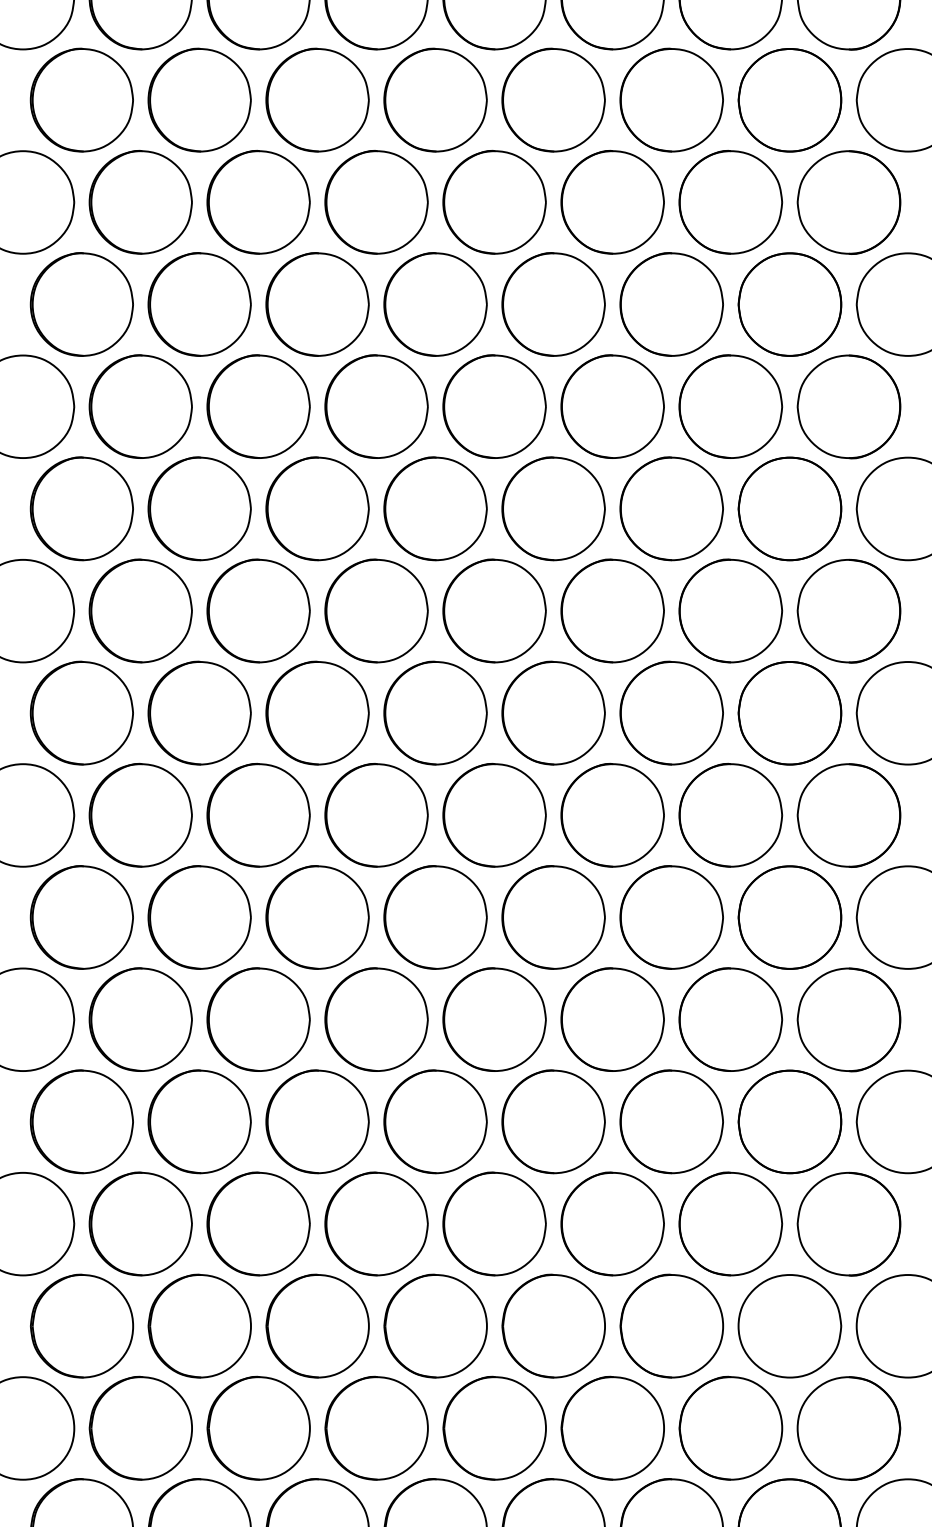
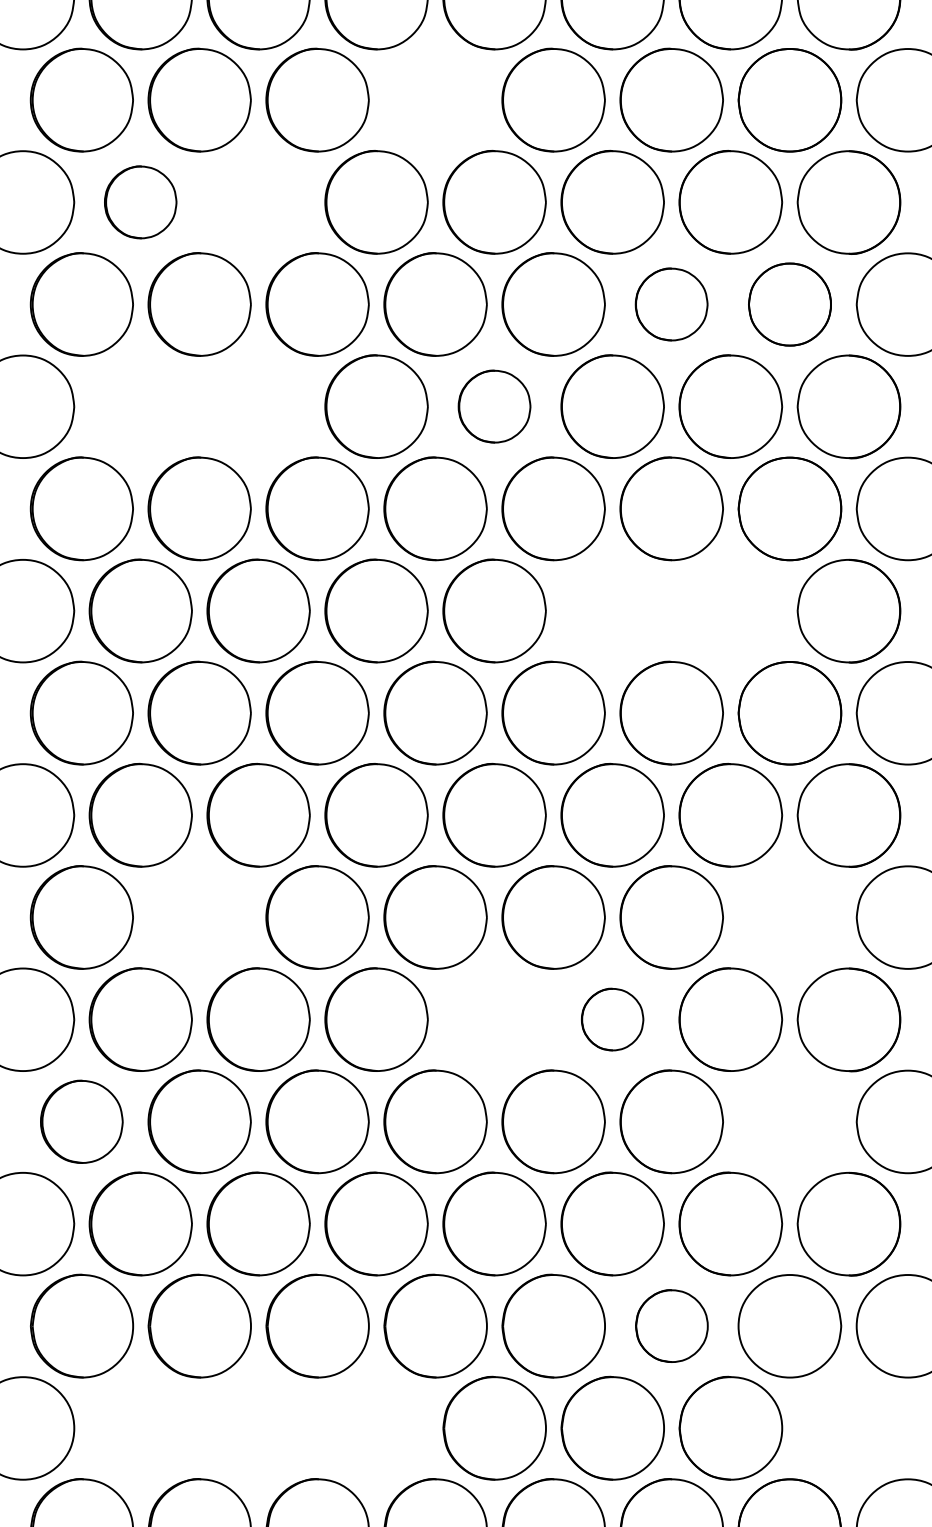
part: present -> none (435, 99)
part size: 105x105 px -> 74x75 px (140, 202)
part: present -> none (258, 202)
part size: 105x105 px -> 75x75 px (671, 304)
part size: 106x105 px -> 84x85 px (789, 304)
part: present -> none (140, 406)
part: present -> none (258, 406)
part size: 105x105 px -> 75x75 px (494, 406)
part: present -> none (612, 610)
part: present -> none (730, 610)
part: present -> none (199, 917)
part: present -> none (789, 917)
part: present -> none (494, 1019)
part size: 105x105 px -> 64x65 px (612, 1019)
part size: 105x106 px -> 84x85 px (81, 1121)
part: present -> none (789, 1121)
part size: 106x106 px -> 74x74 px (671, 1325)
part: present -> none (140, 1427)
part: present -> none (258, 1427)
part: present -> none (376, 1427)
part: present -> none (848, 1428)
